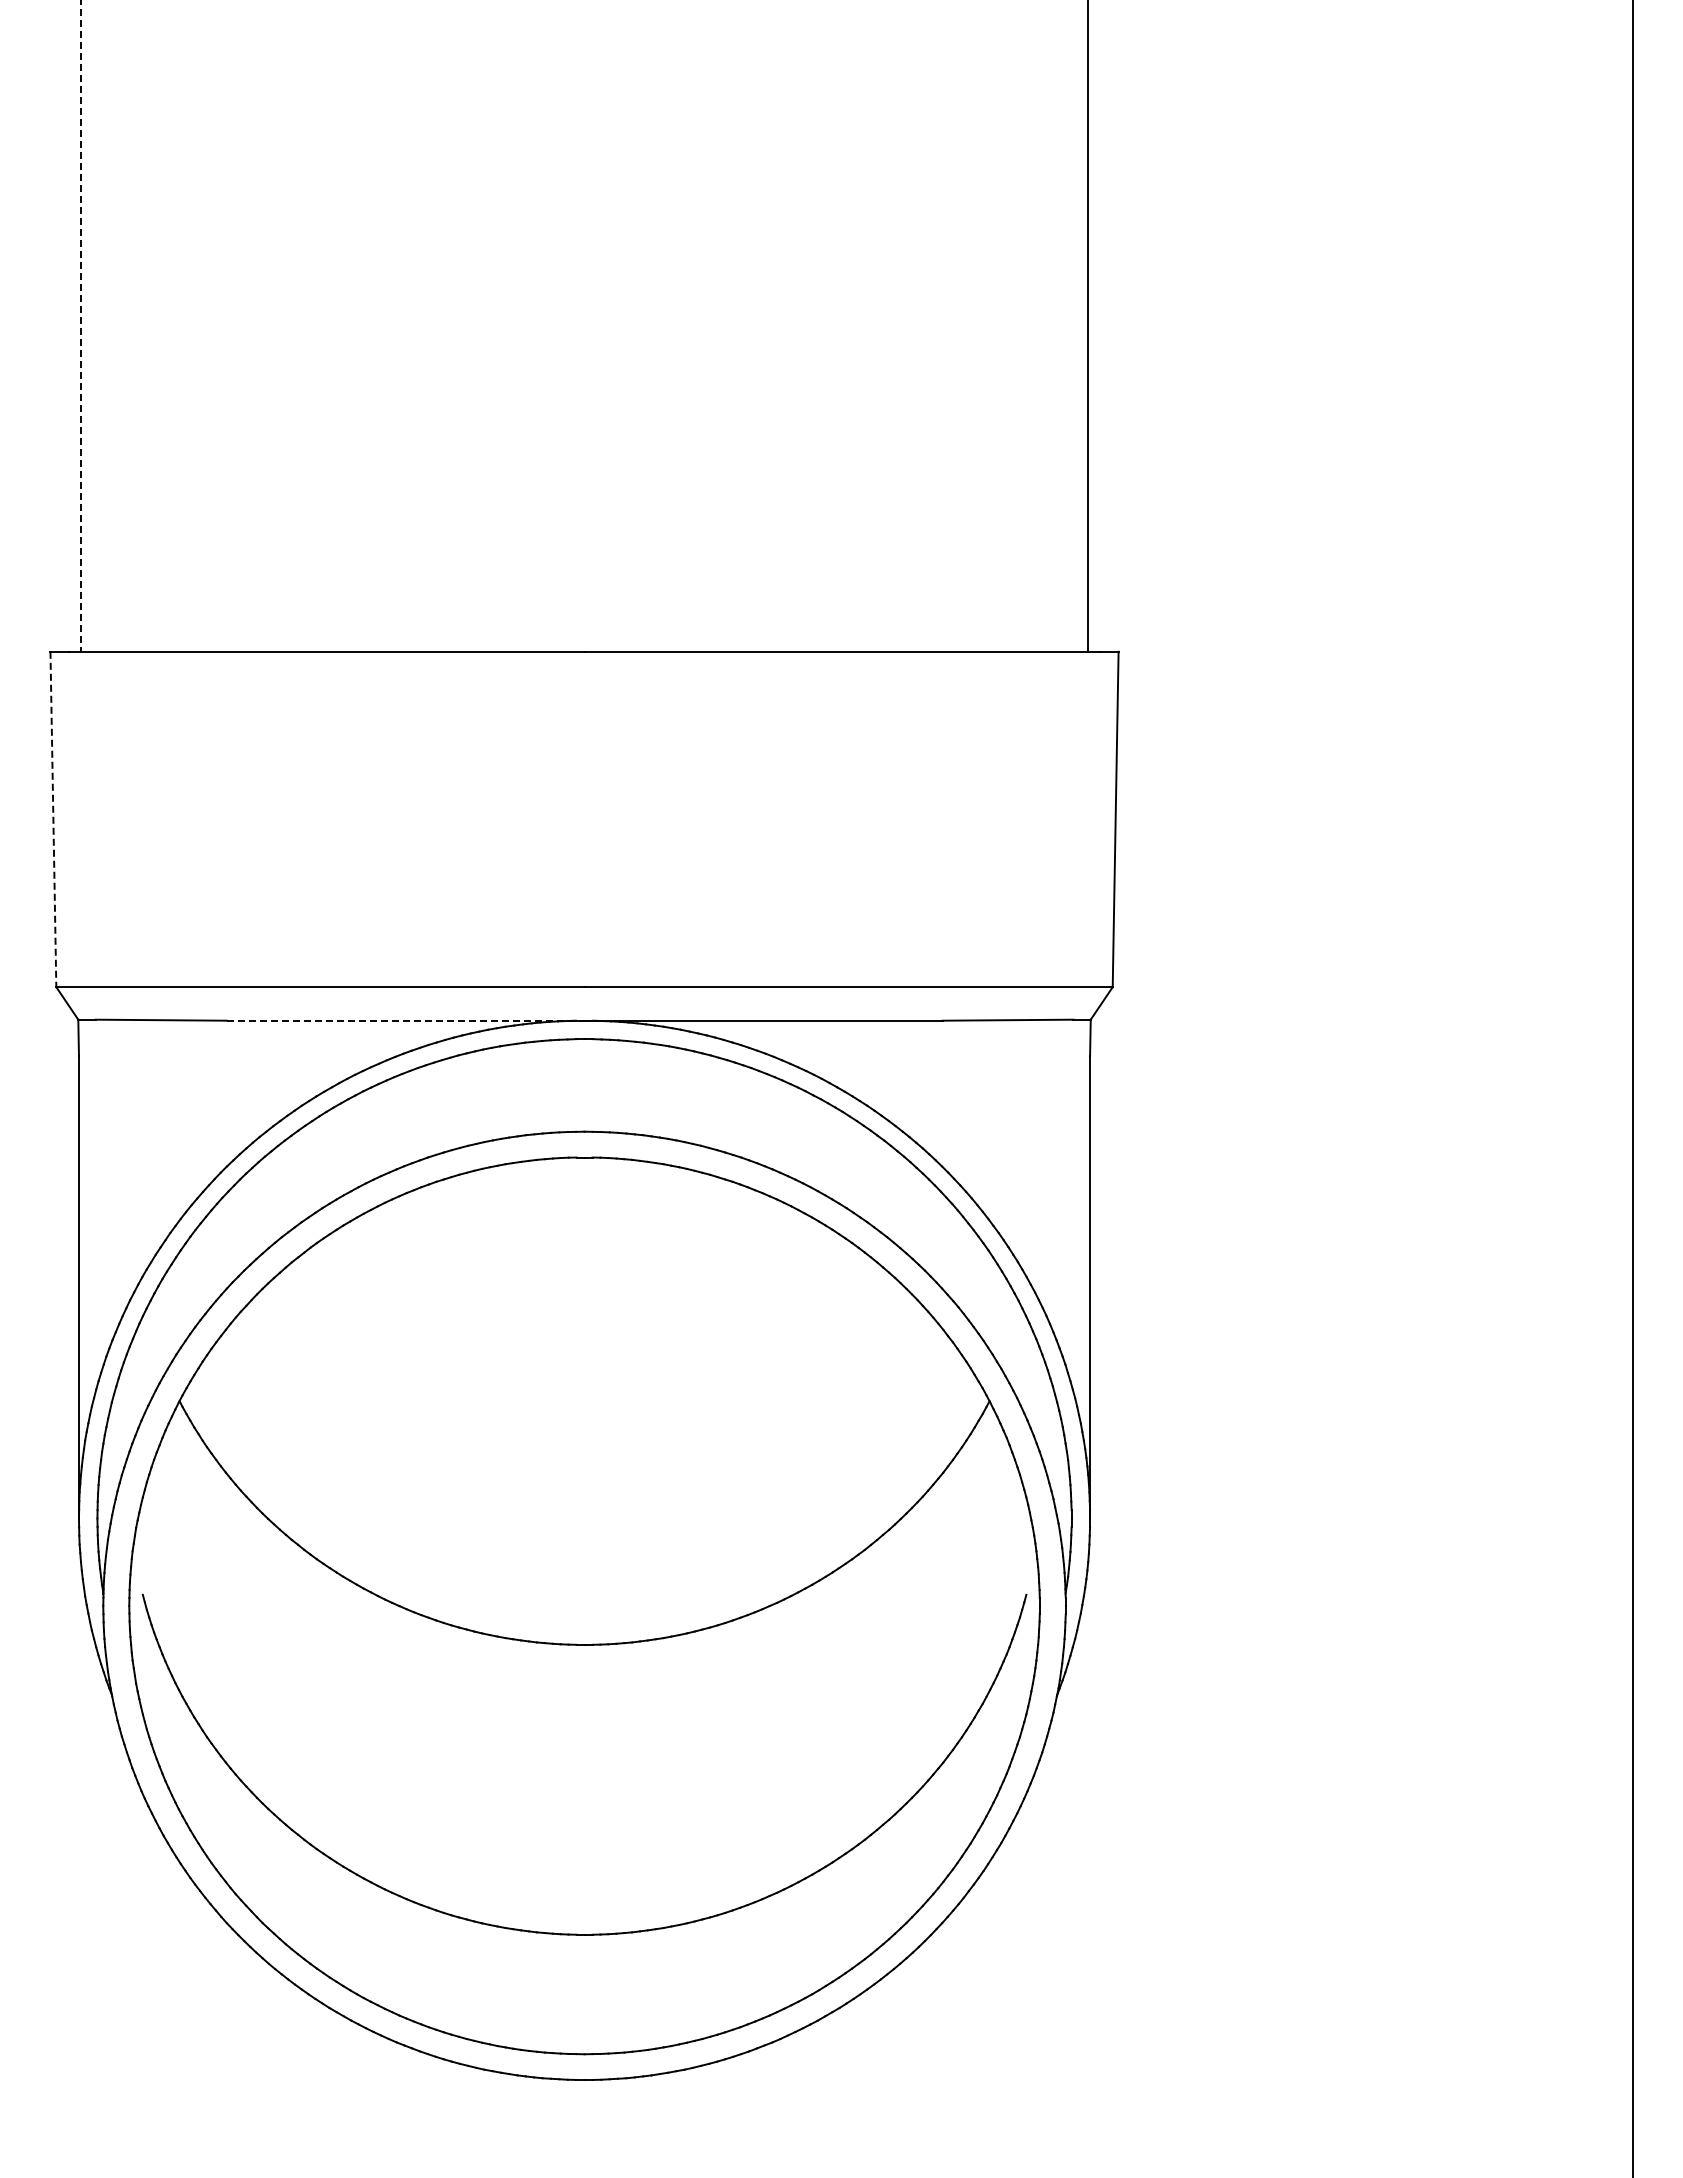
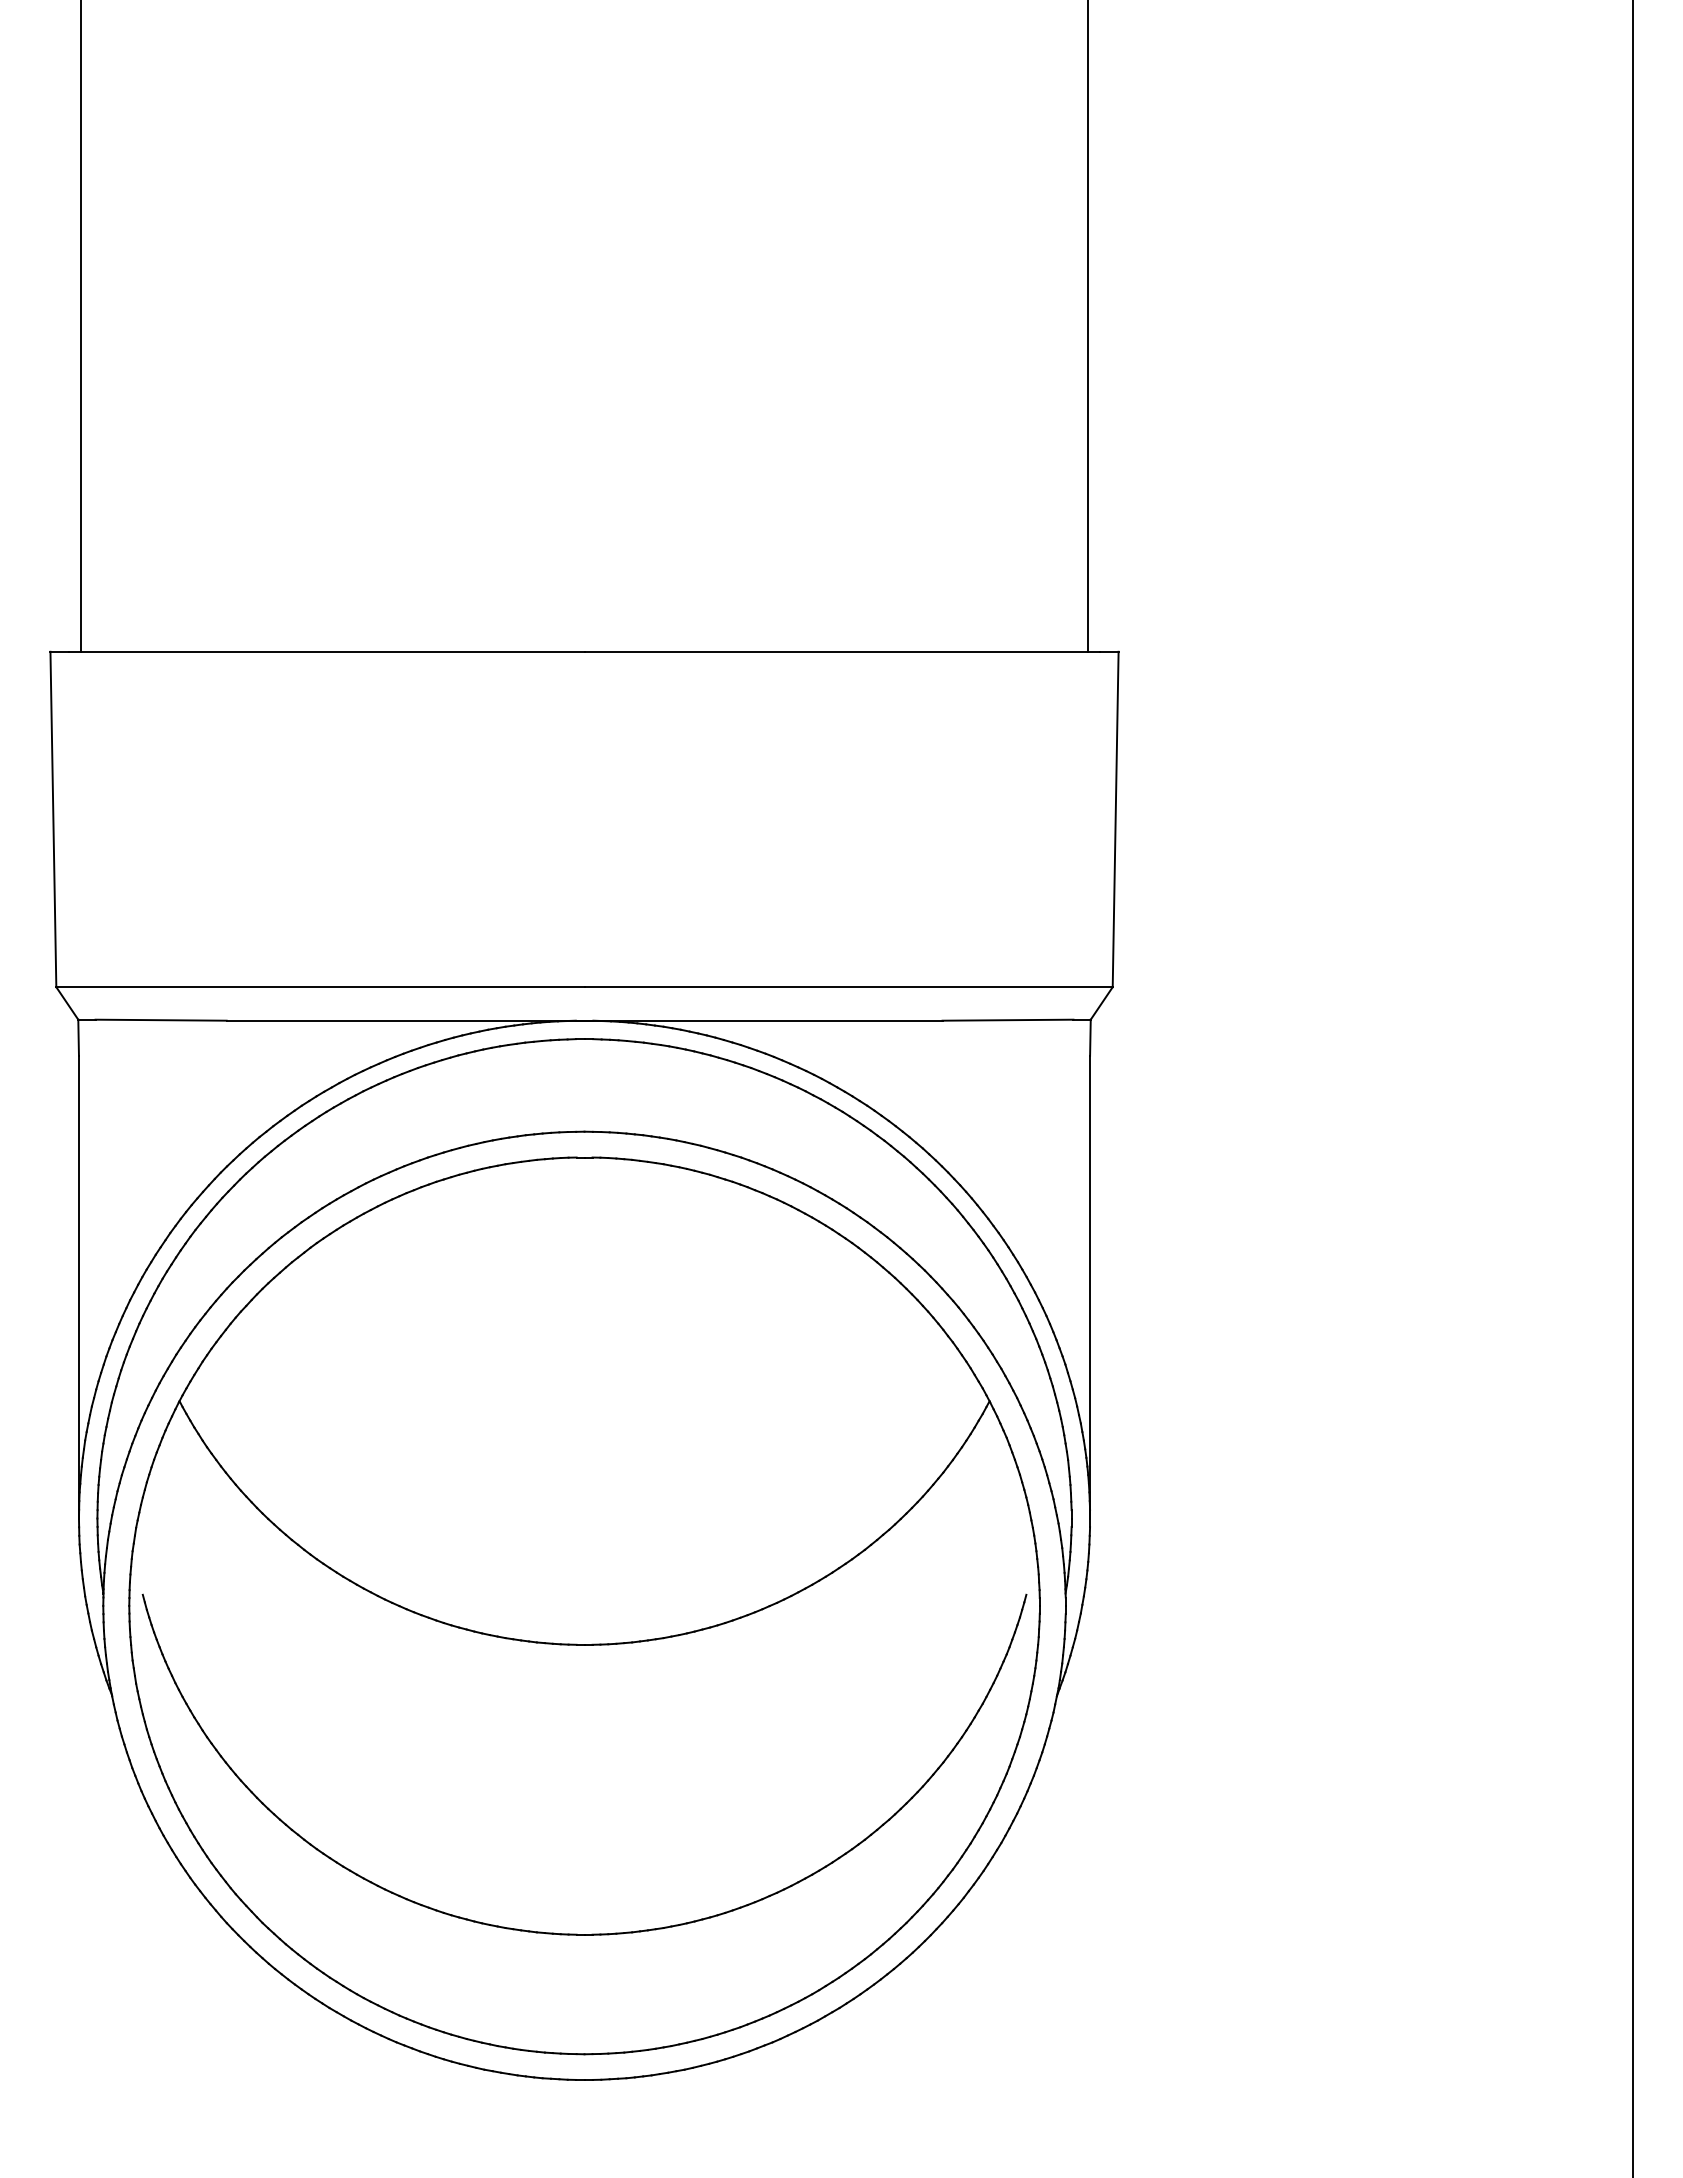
line: dashed -> solid (81, 326)
line: dashed -> solid (53, 819)
line: dashed -> solid (405, 1020)
